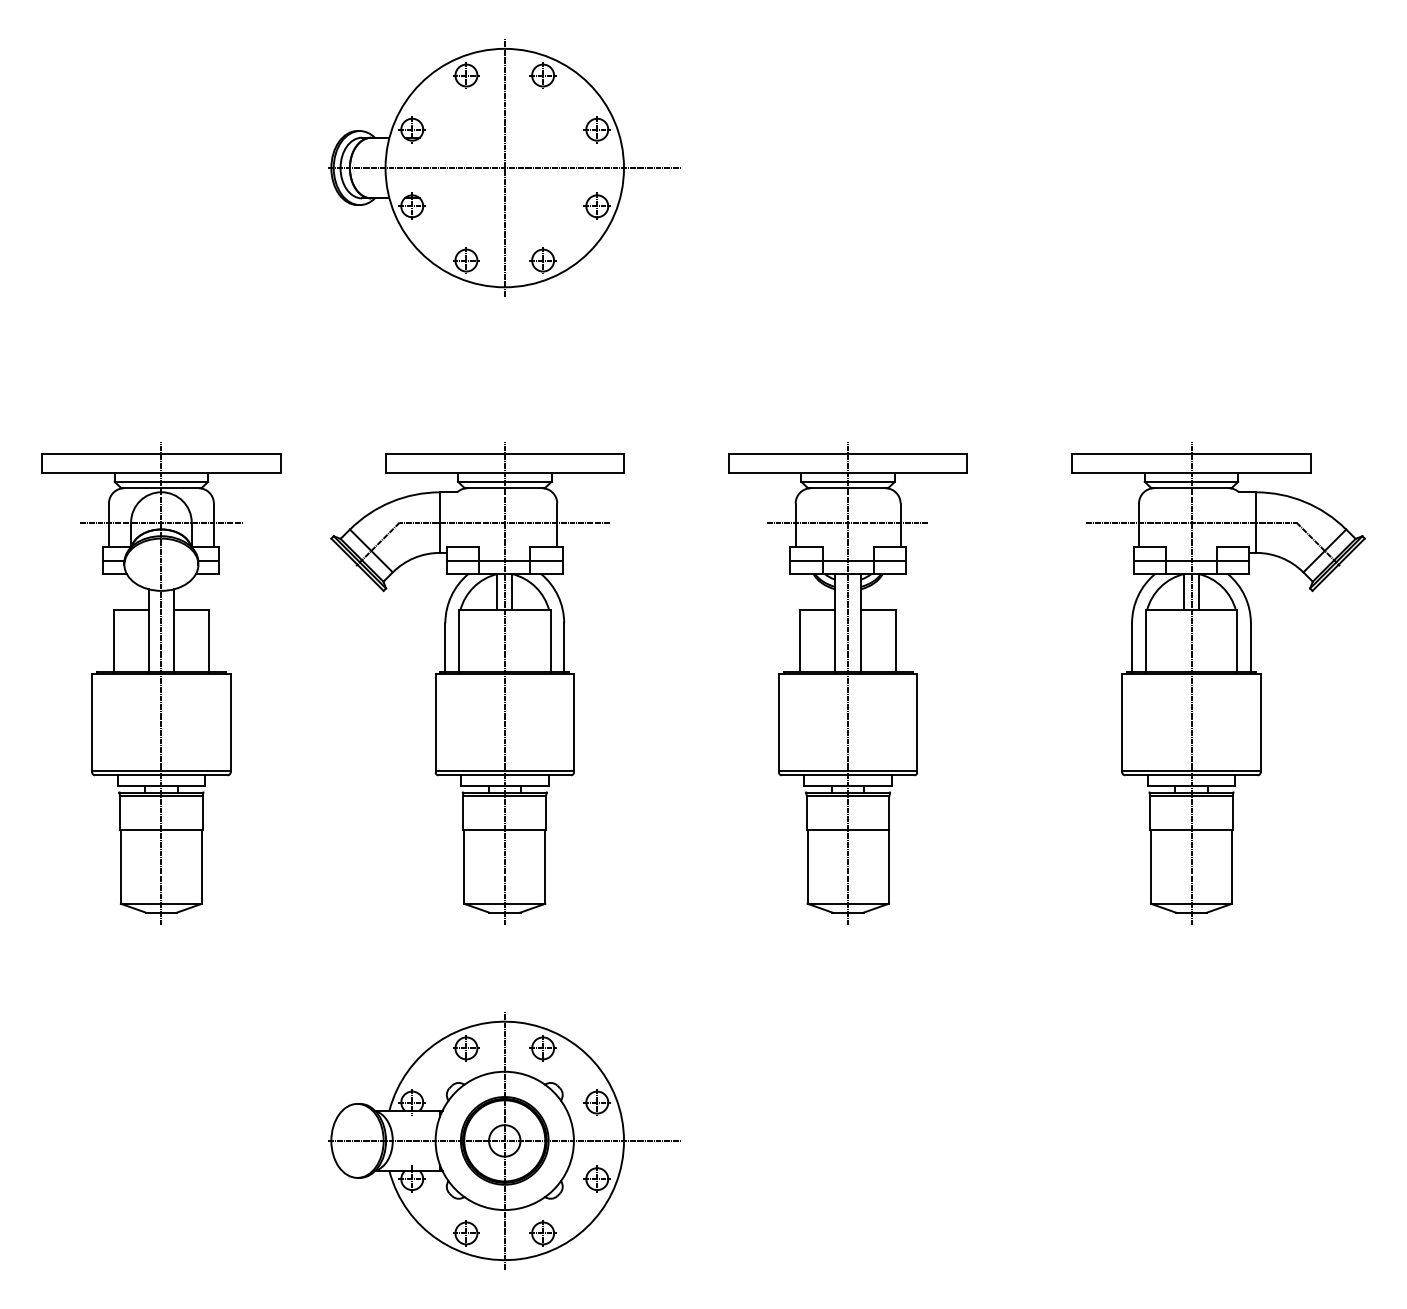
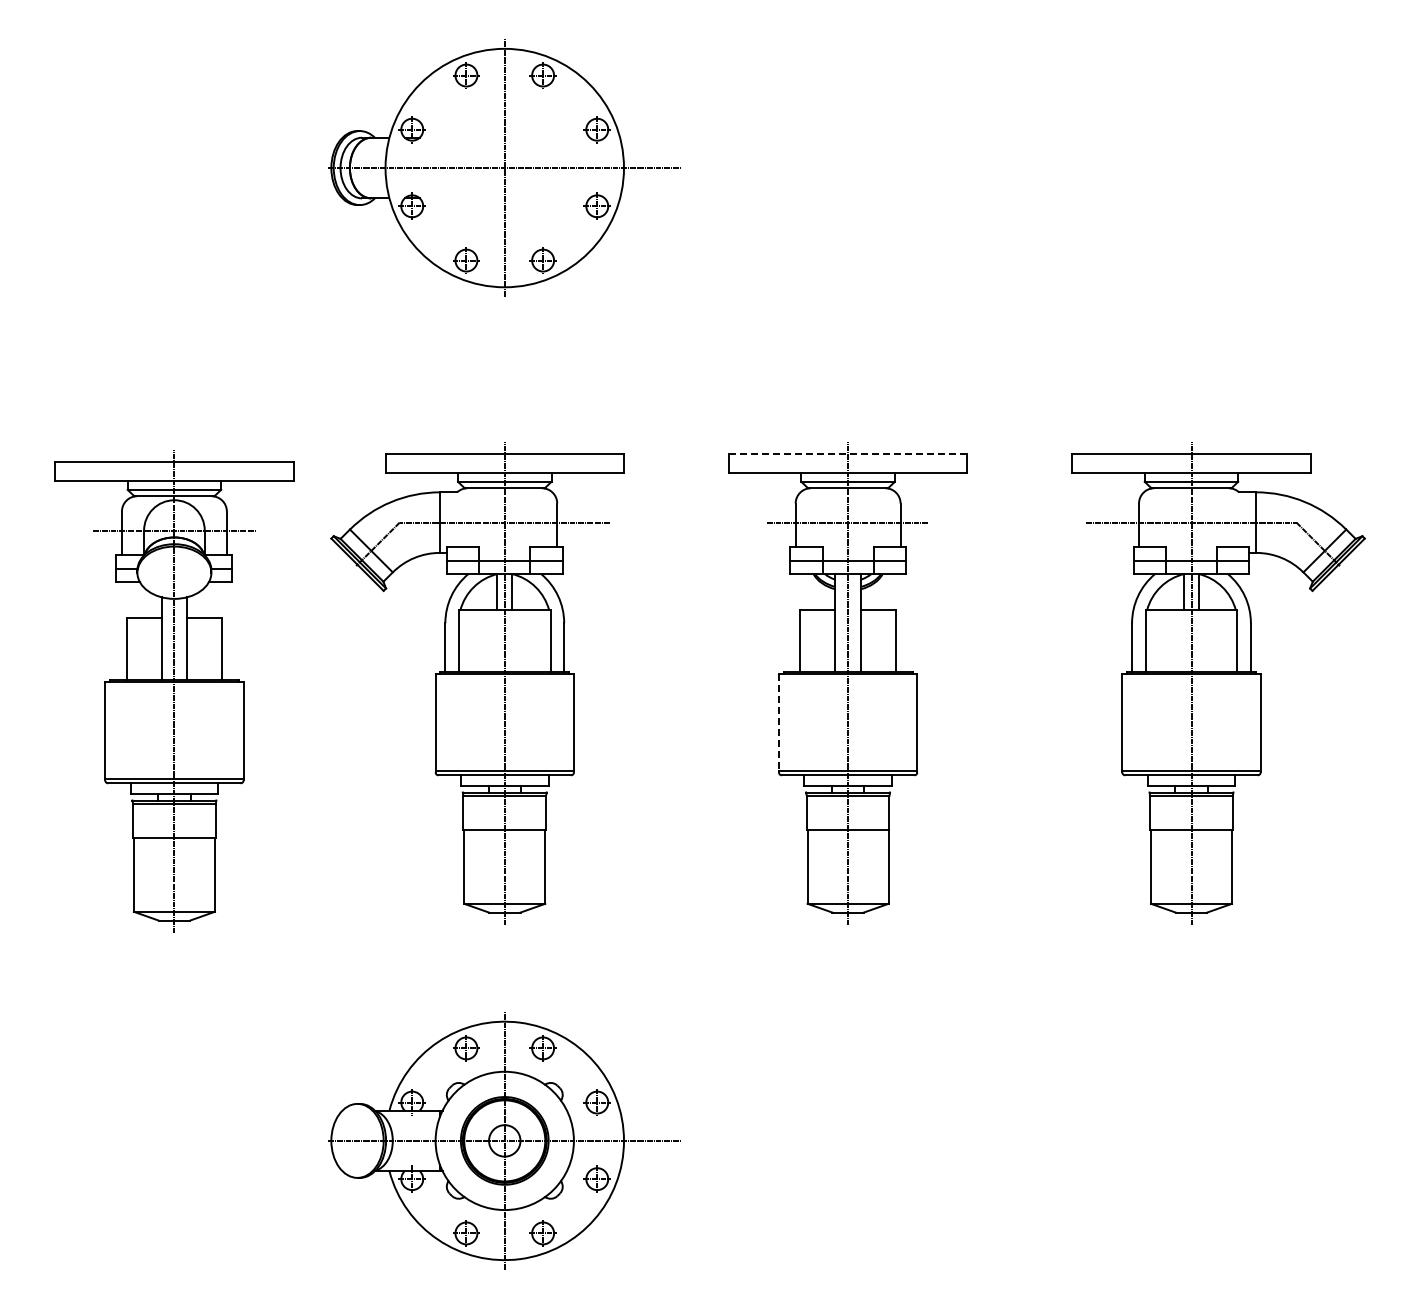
line: solid -> dashed (847, 454)
part position: (161, 683) -> (174, 691) (174, 691)
line: solid -> dashed (778, 722)
